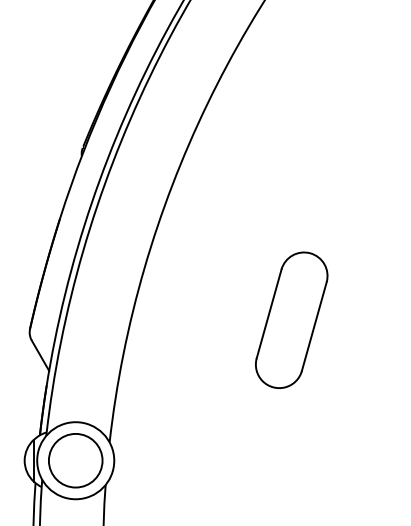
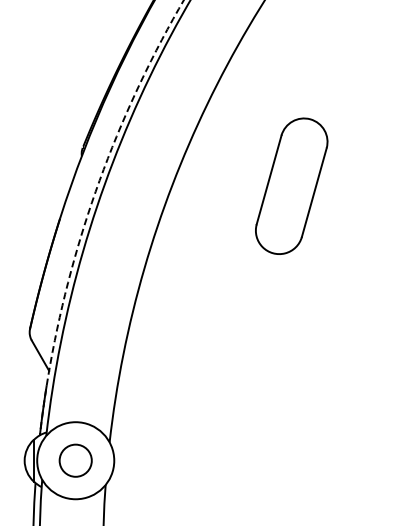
arc: solid -> dashed (89, 209)
part position: (291, 319) -> (291, 185) (291, 185)
circle diameter: 54 px -> 32 px (75, 460)
